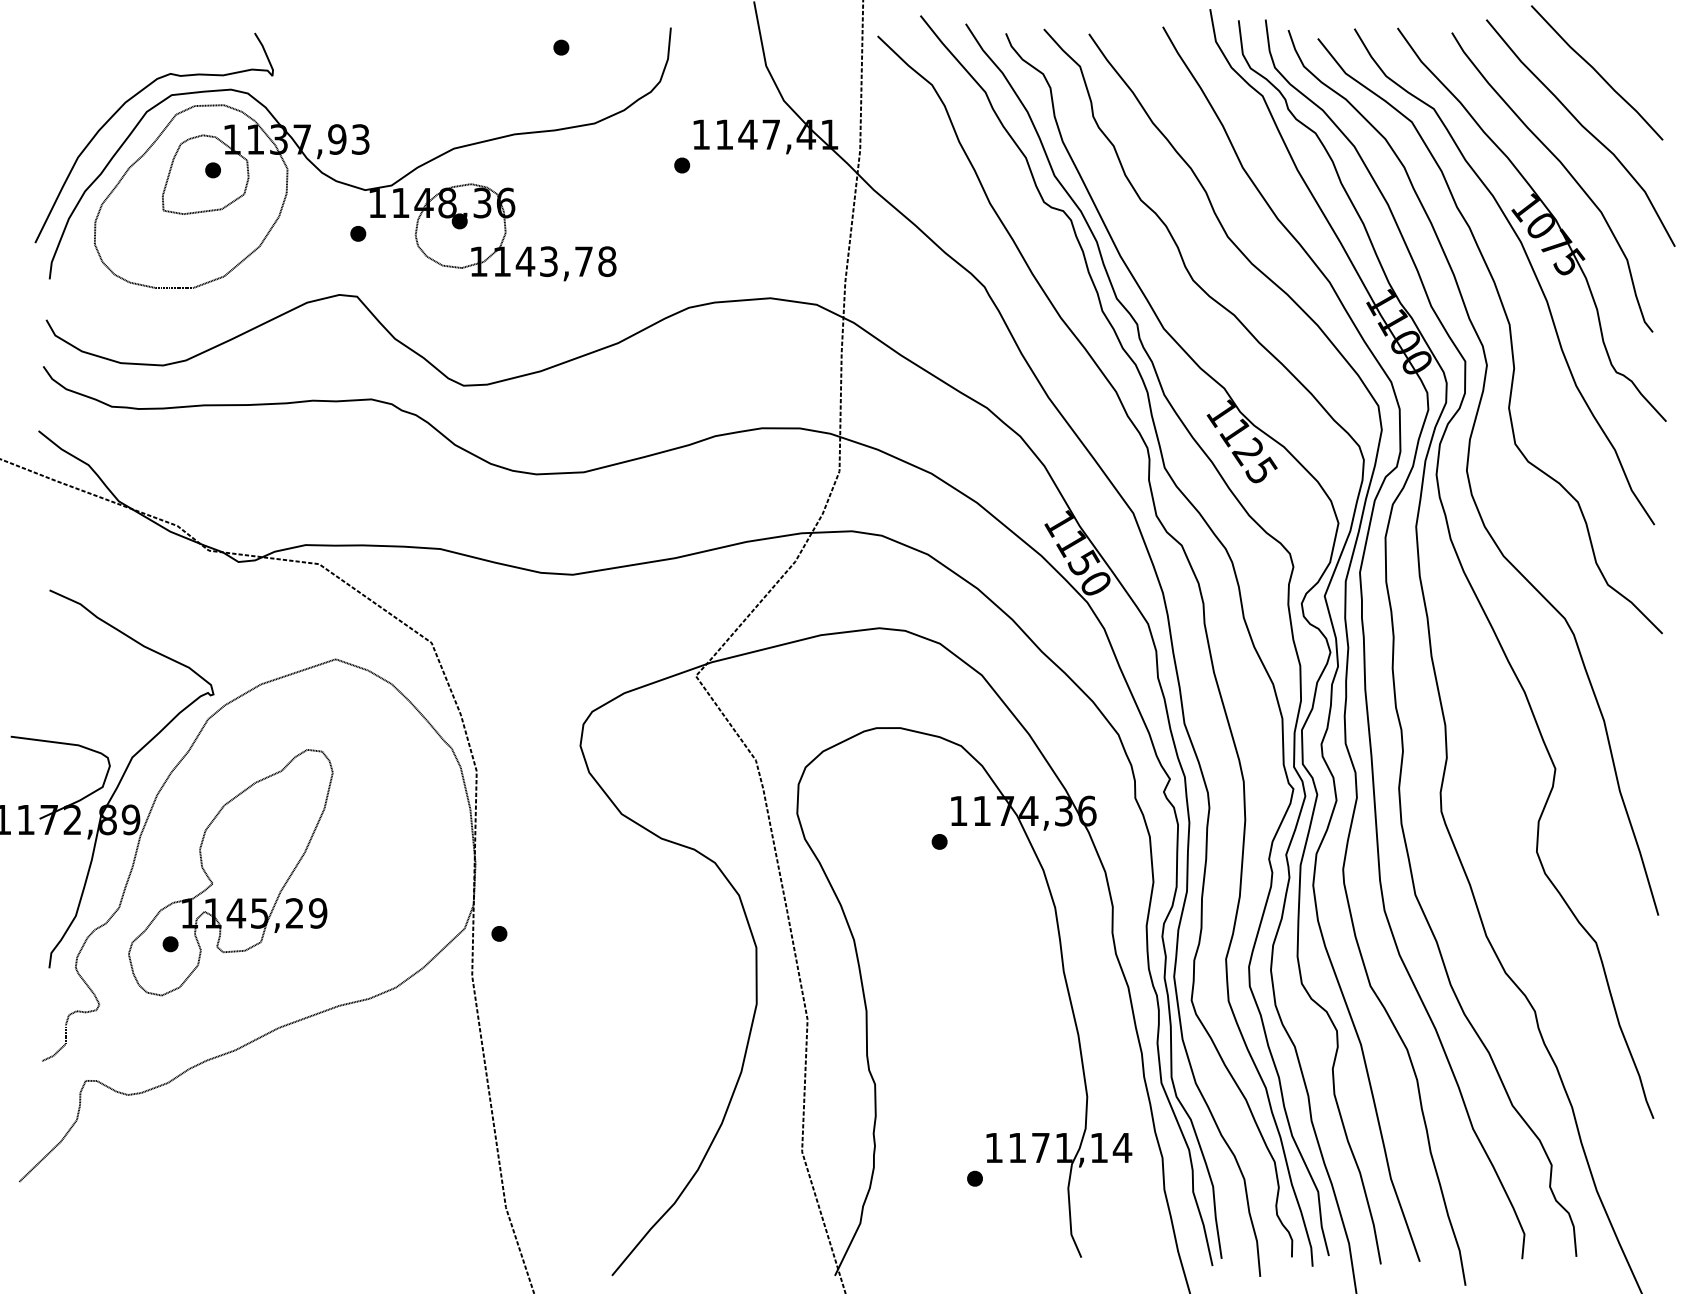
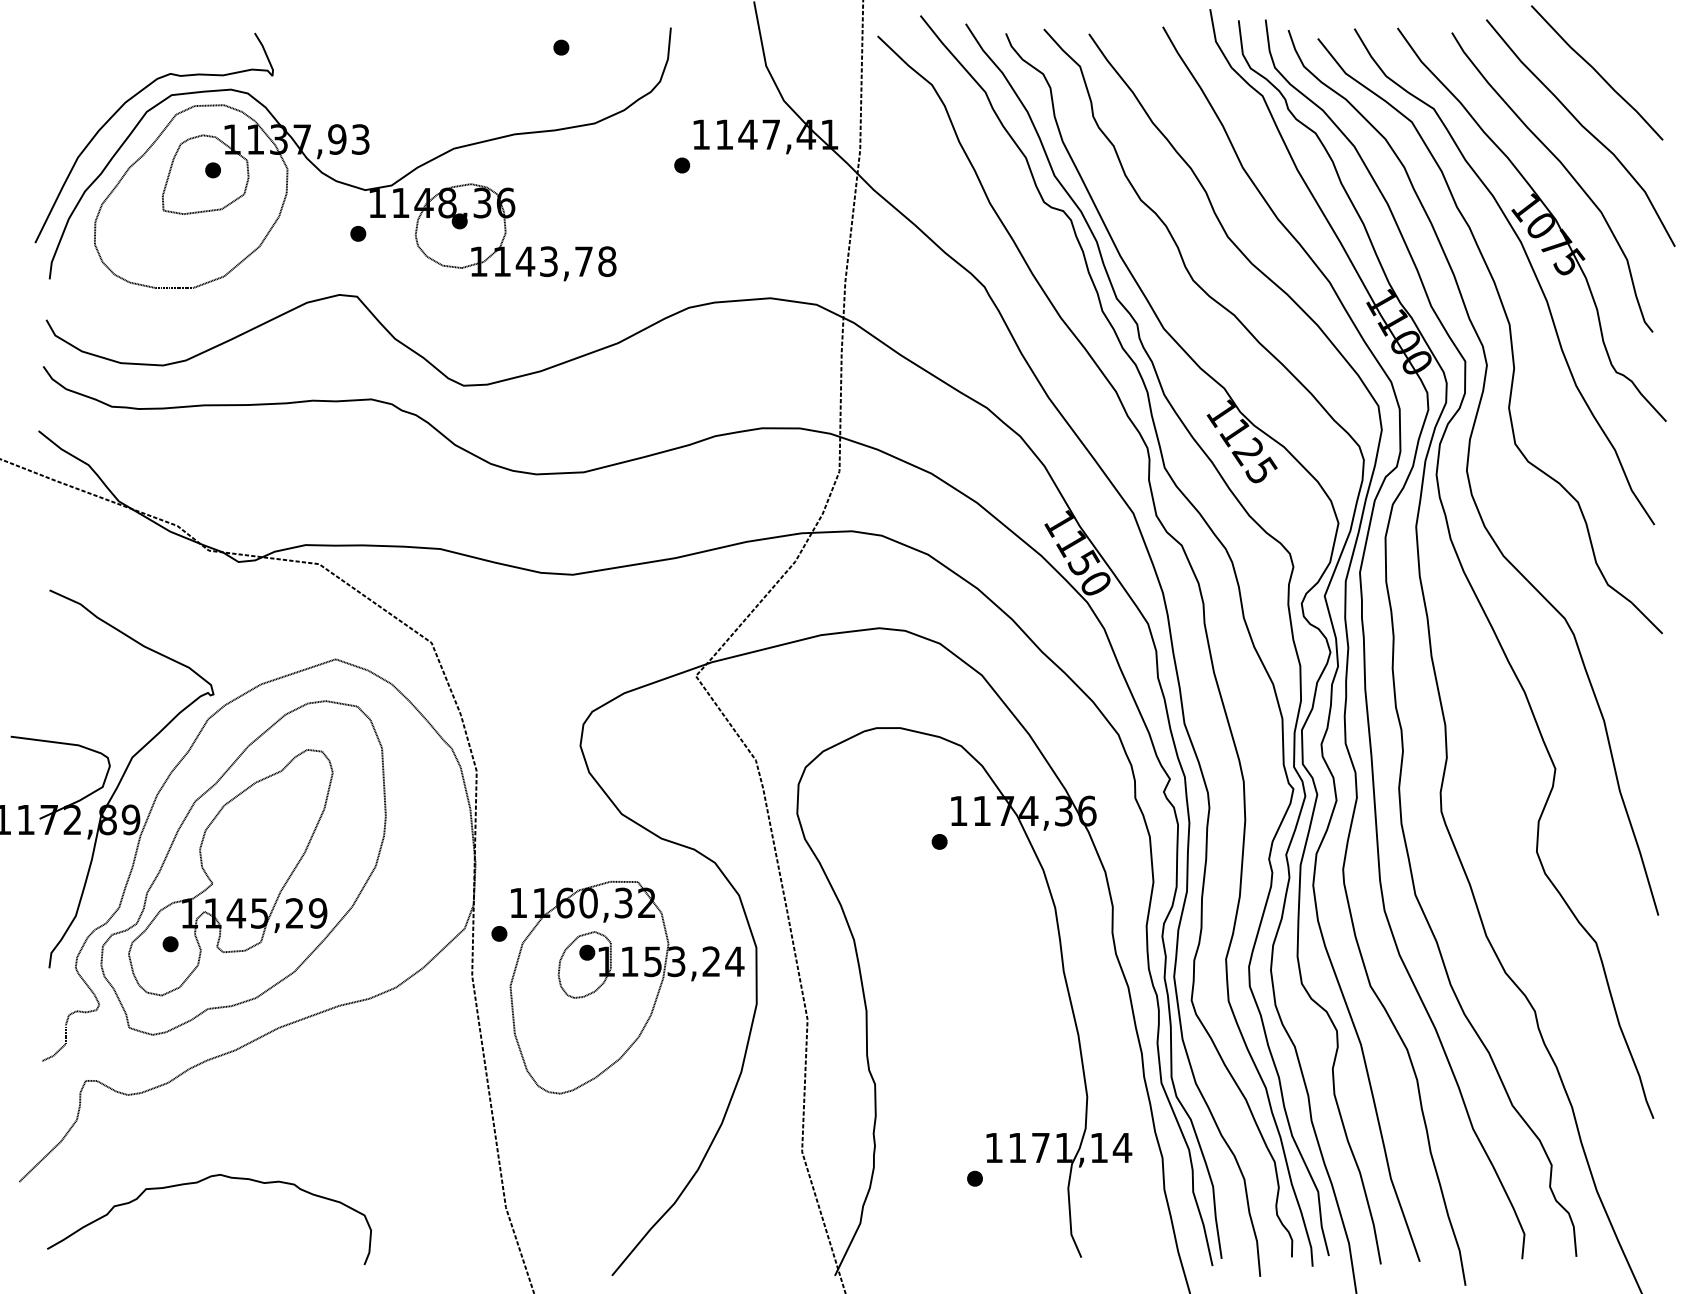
part: none -> present (243, 867)
part: none -> present (626, 987)
curve: none -> present (197, 1183)
